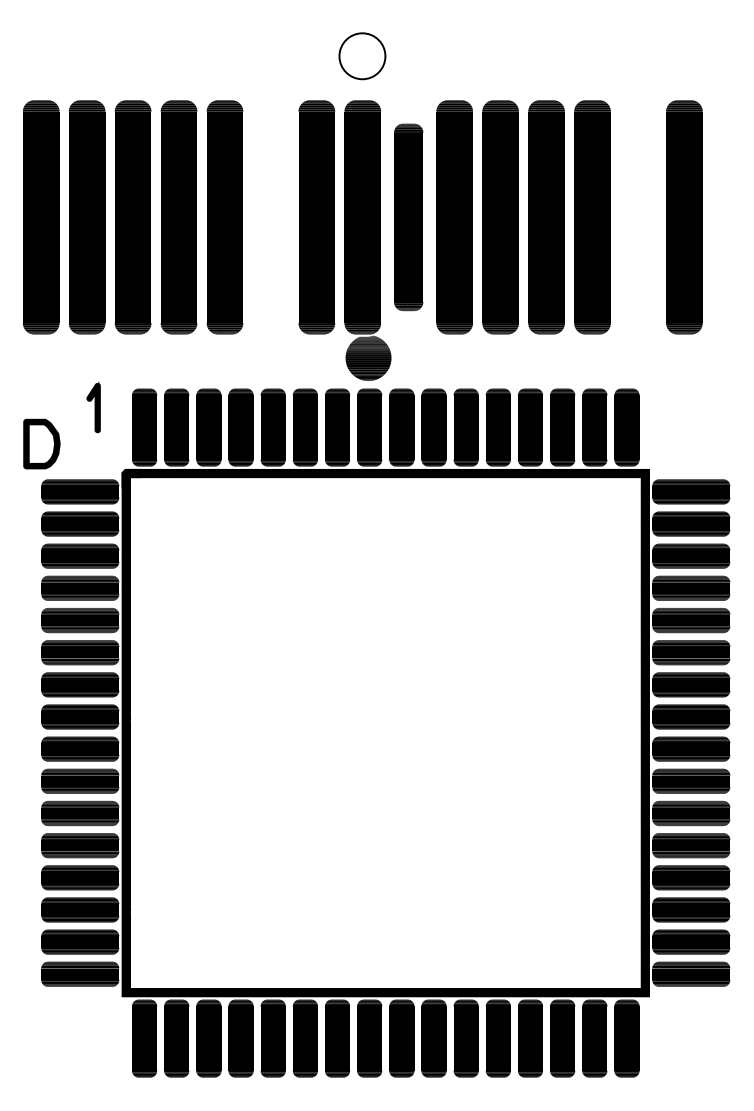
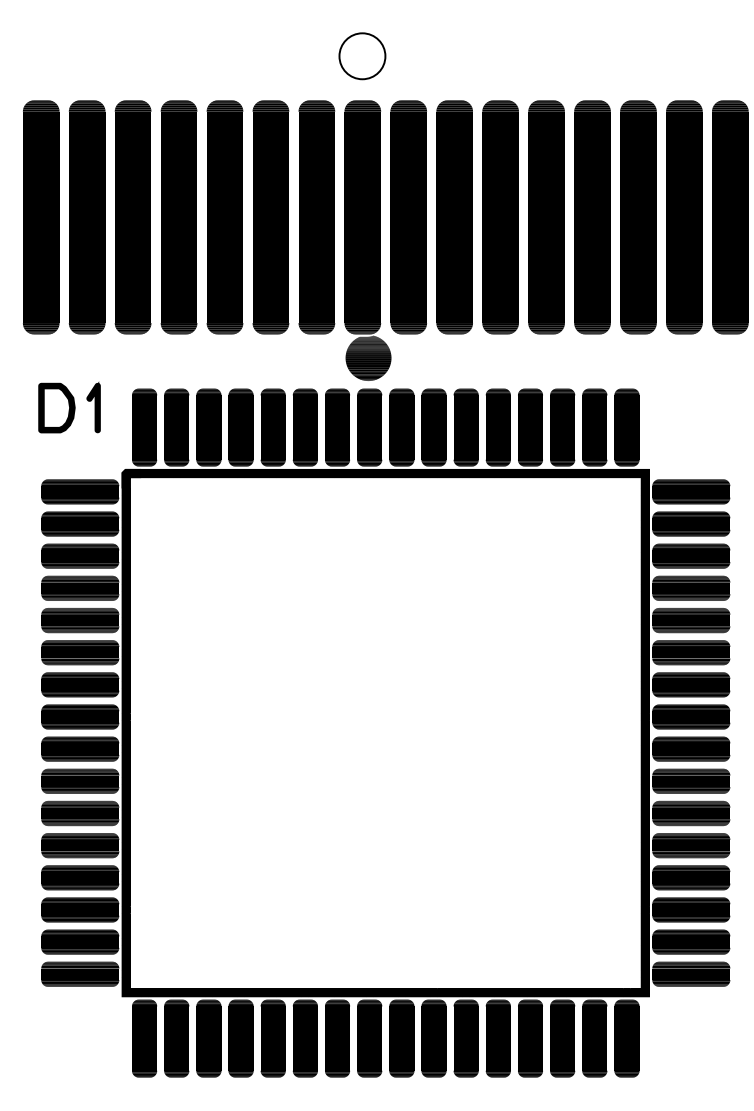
part: none -> present (270, 217)
part size: 30x189 px -> 37x235 px (408, 217)
part: none -> present (638, 217)
part: none -> present (730, 217)
part position: (41, 443) -> (56, 407) (56, 407)
